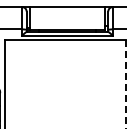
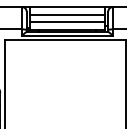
line: none -> present (67, 14)
line: none -> present (67, 22)
line: dashed -> solid (126, 84)
